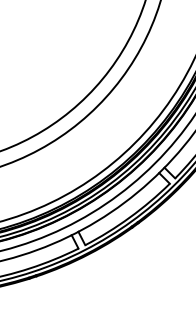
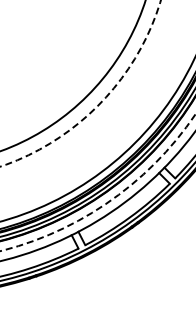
arc: solid -> dashed (100, 102)
circle: solid -> dashed (97, 182)
